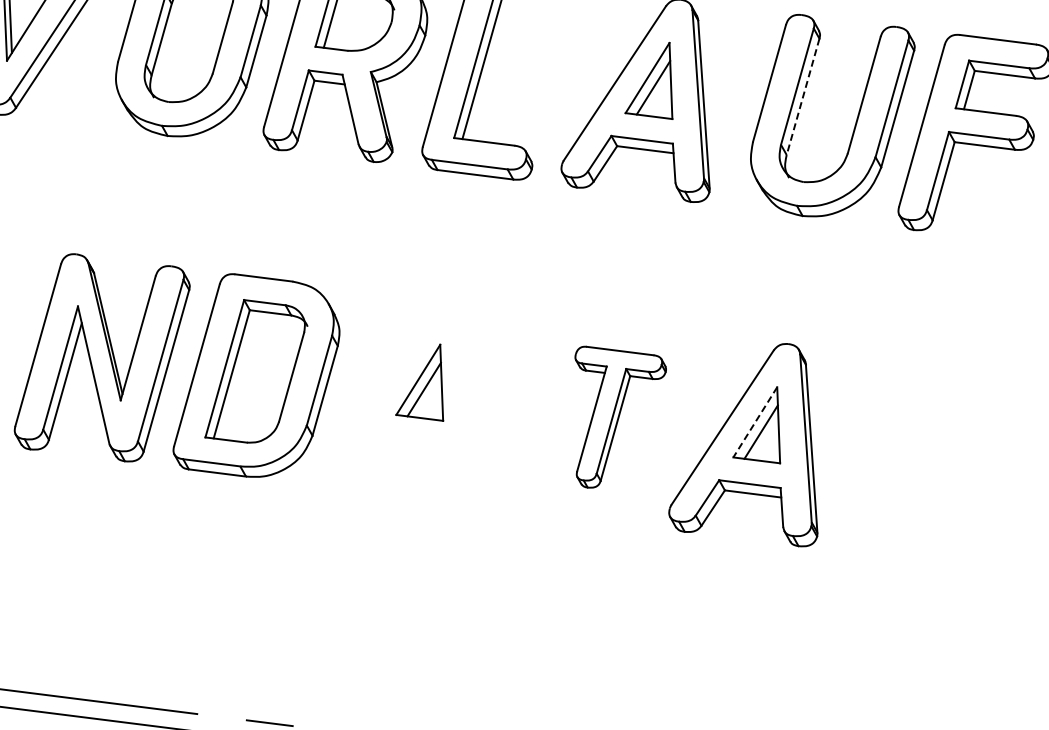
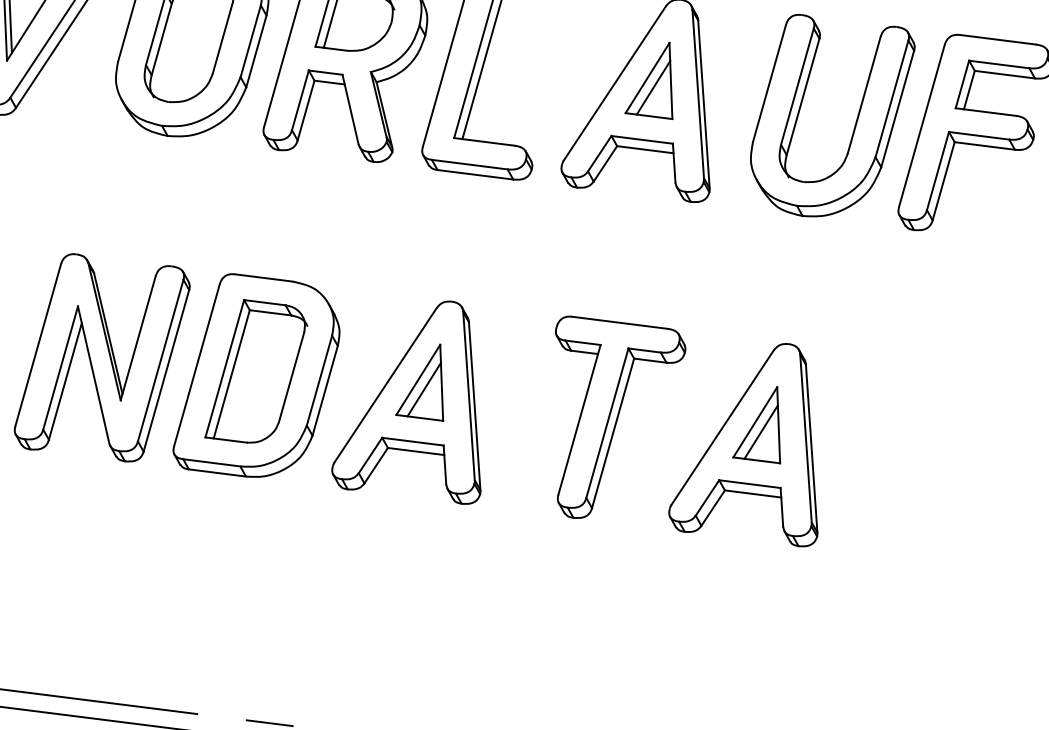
line: dashed -> solid (802, 97)
part: none -> present (406, 402)
part size: 93x144 px -> 132x204 px (620, 416)
line: dashed -> solid (755, 422)
